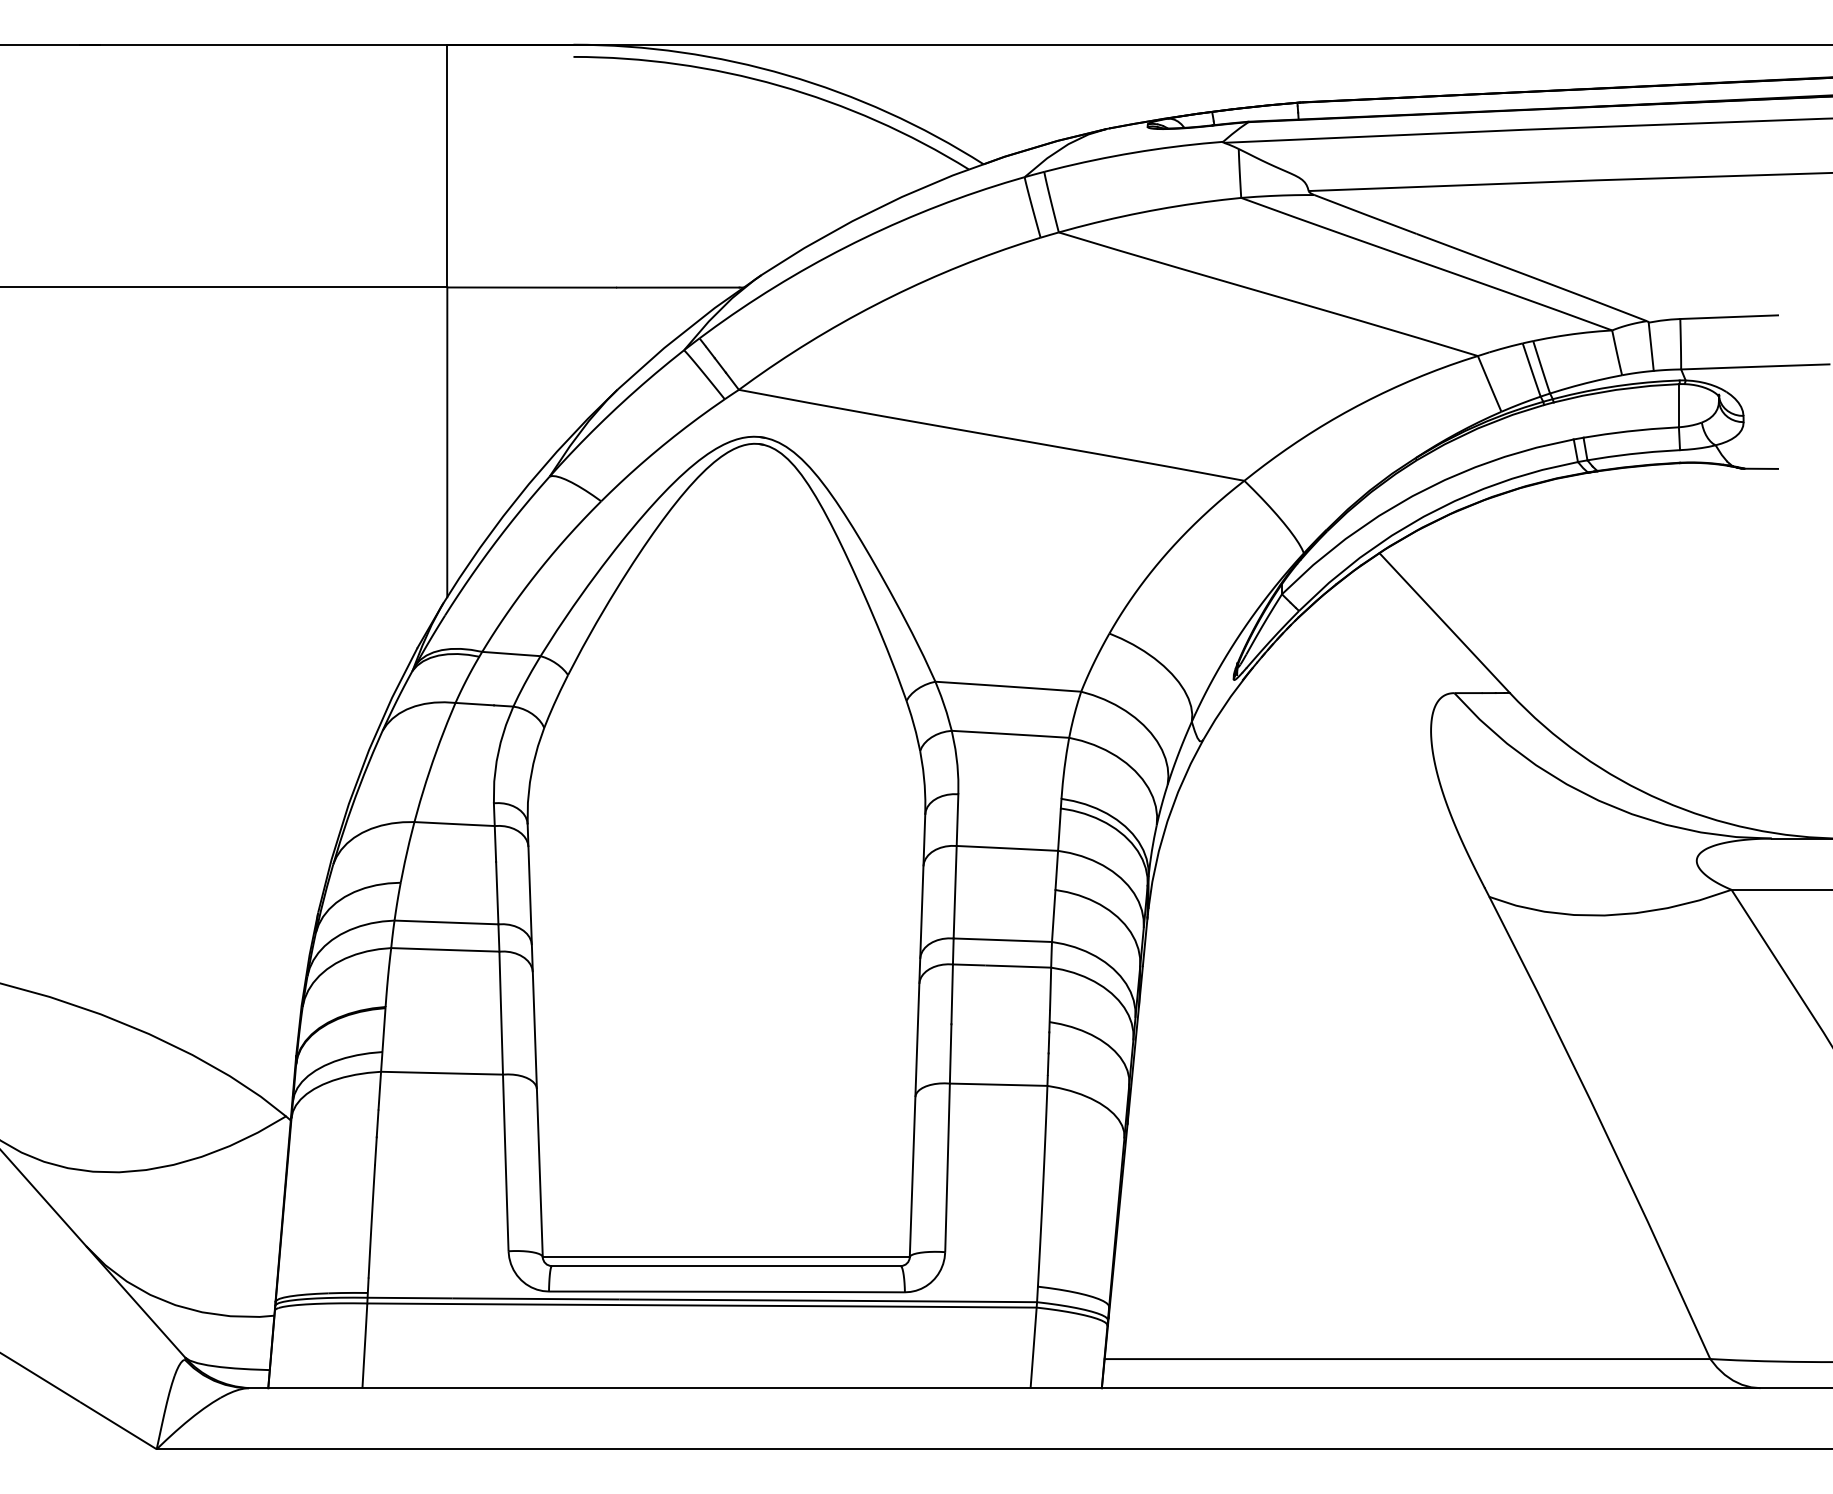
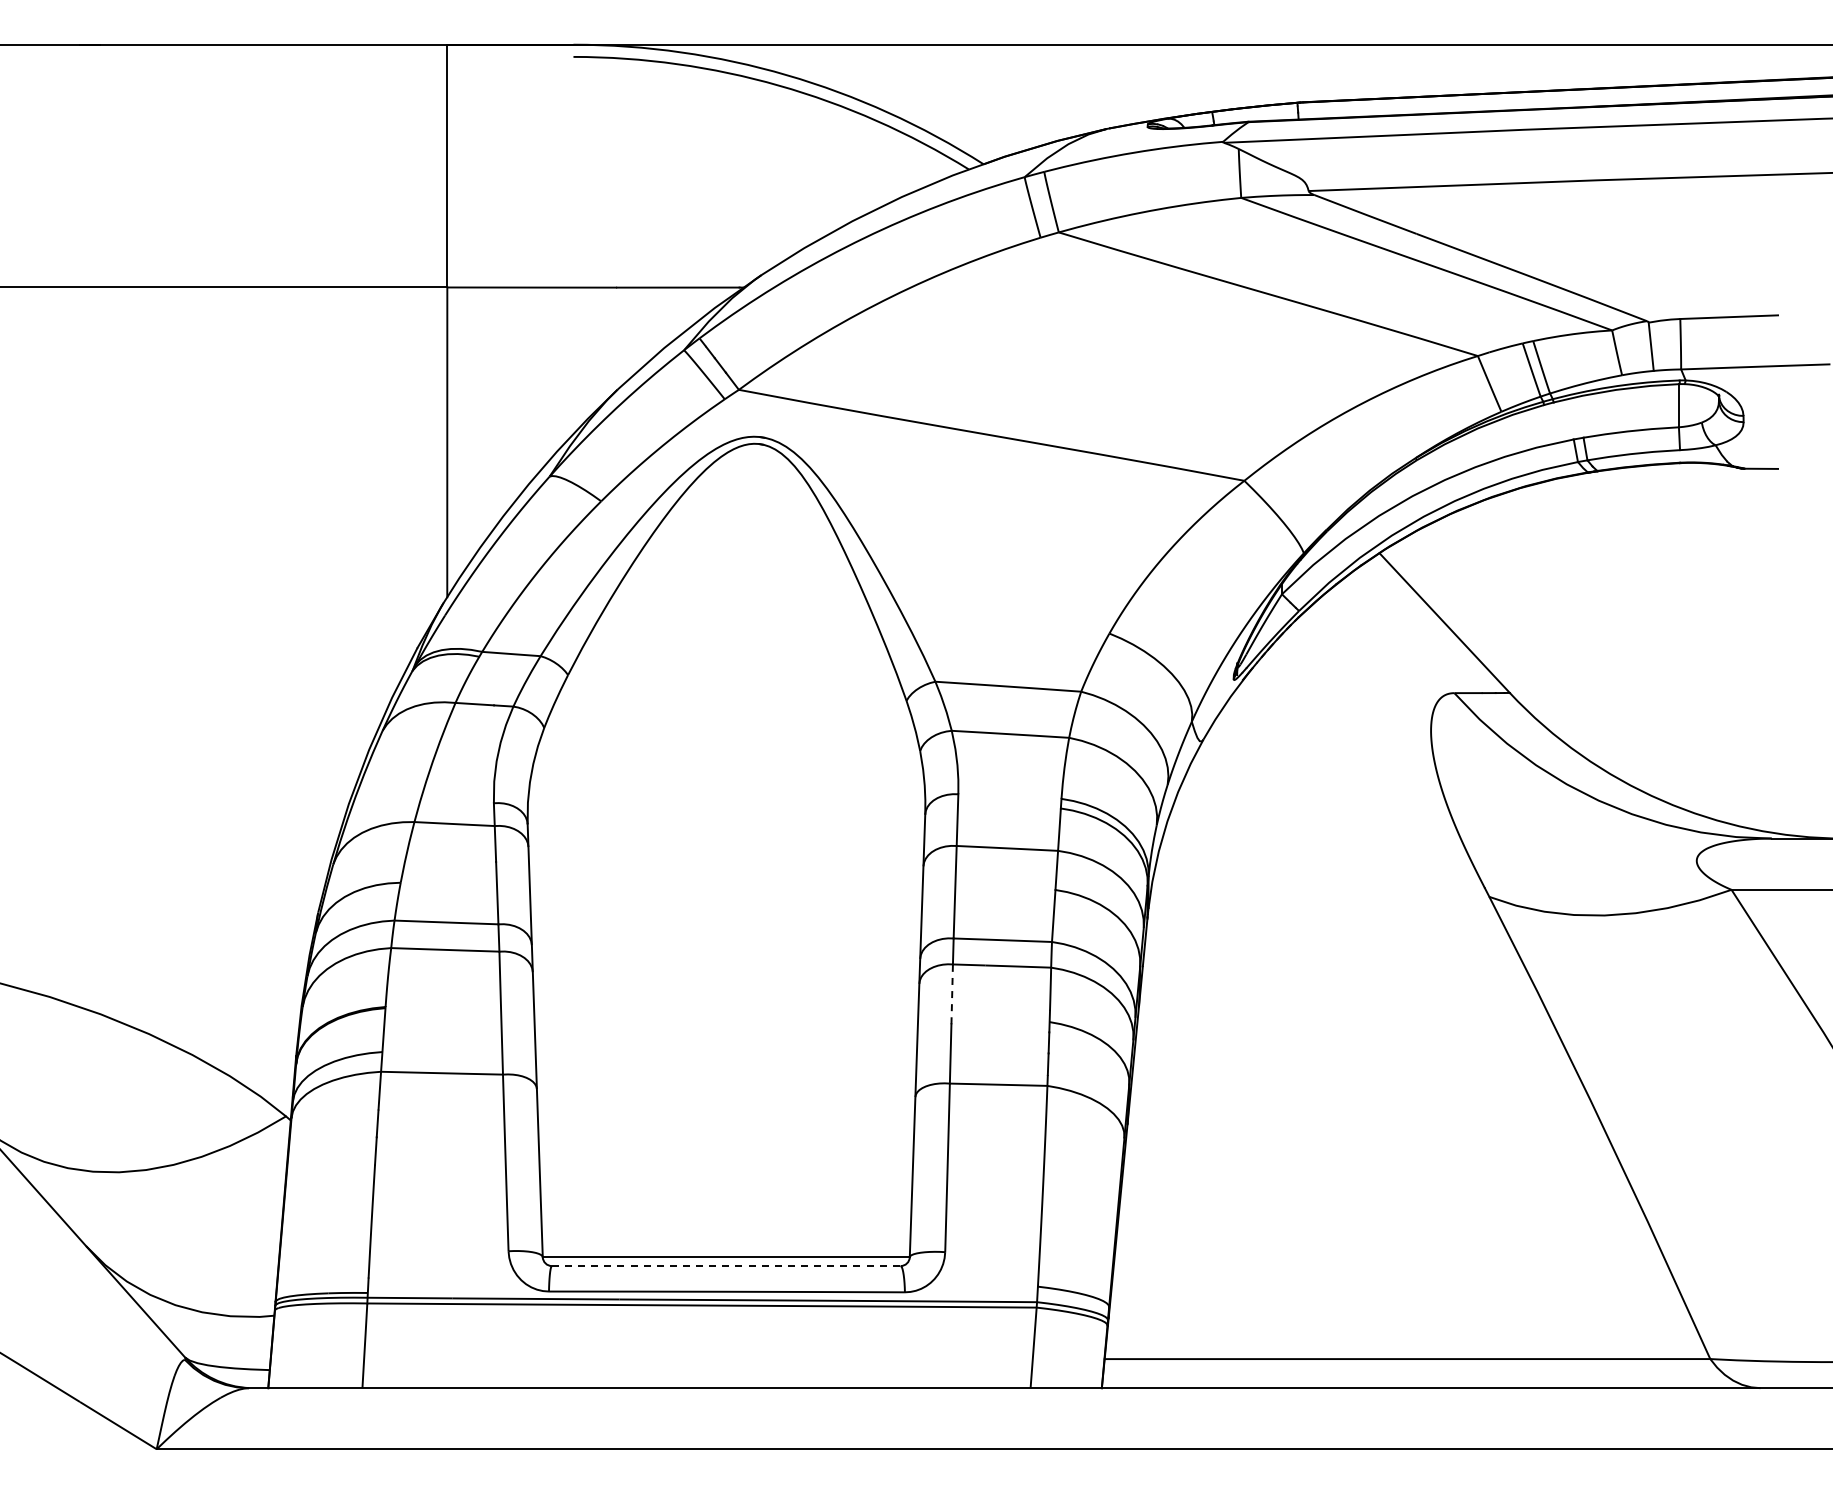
line: solid -> dashed (952, 994)
line: solid -> dashed (726, 1266)
